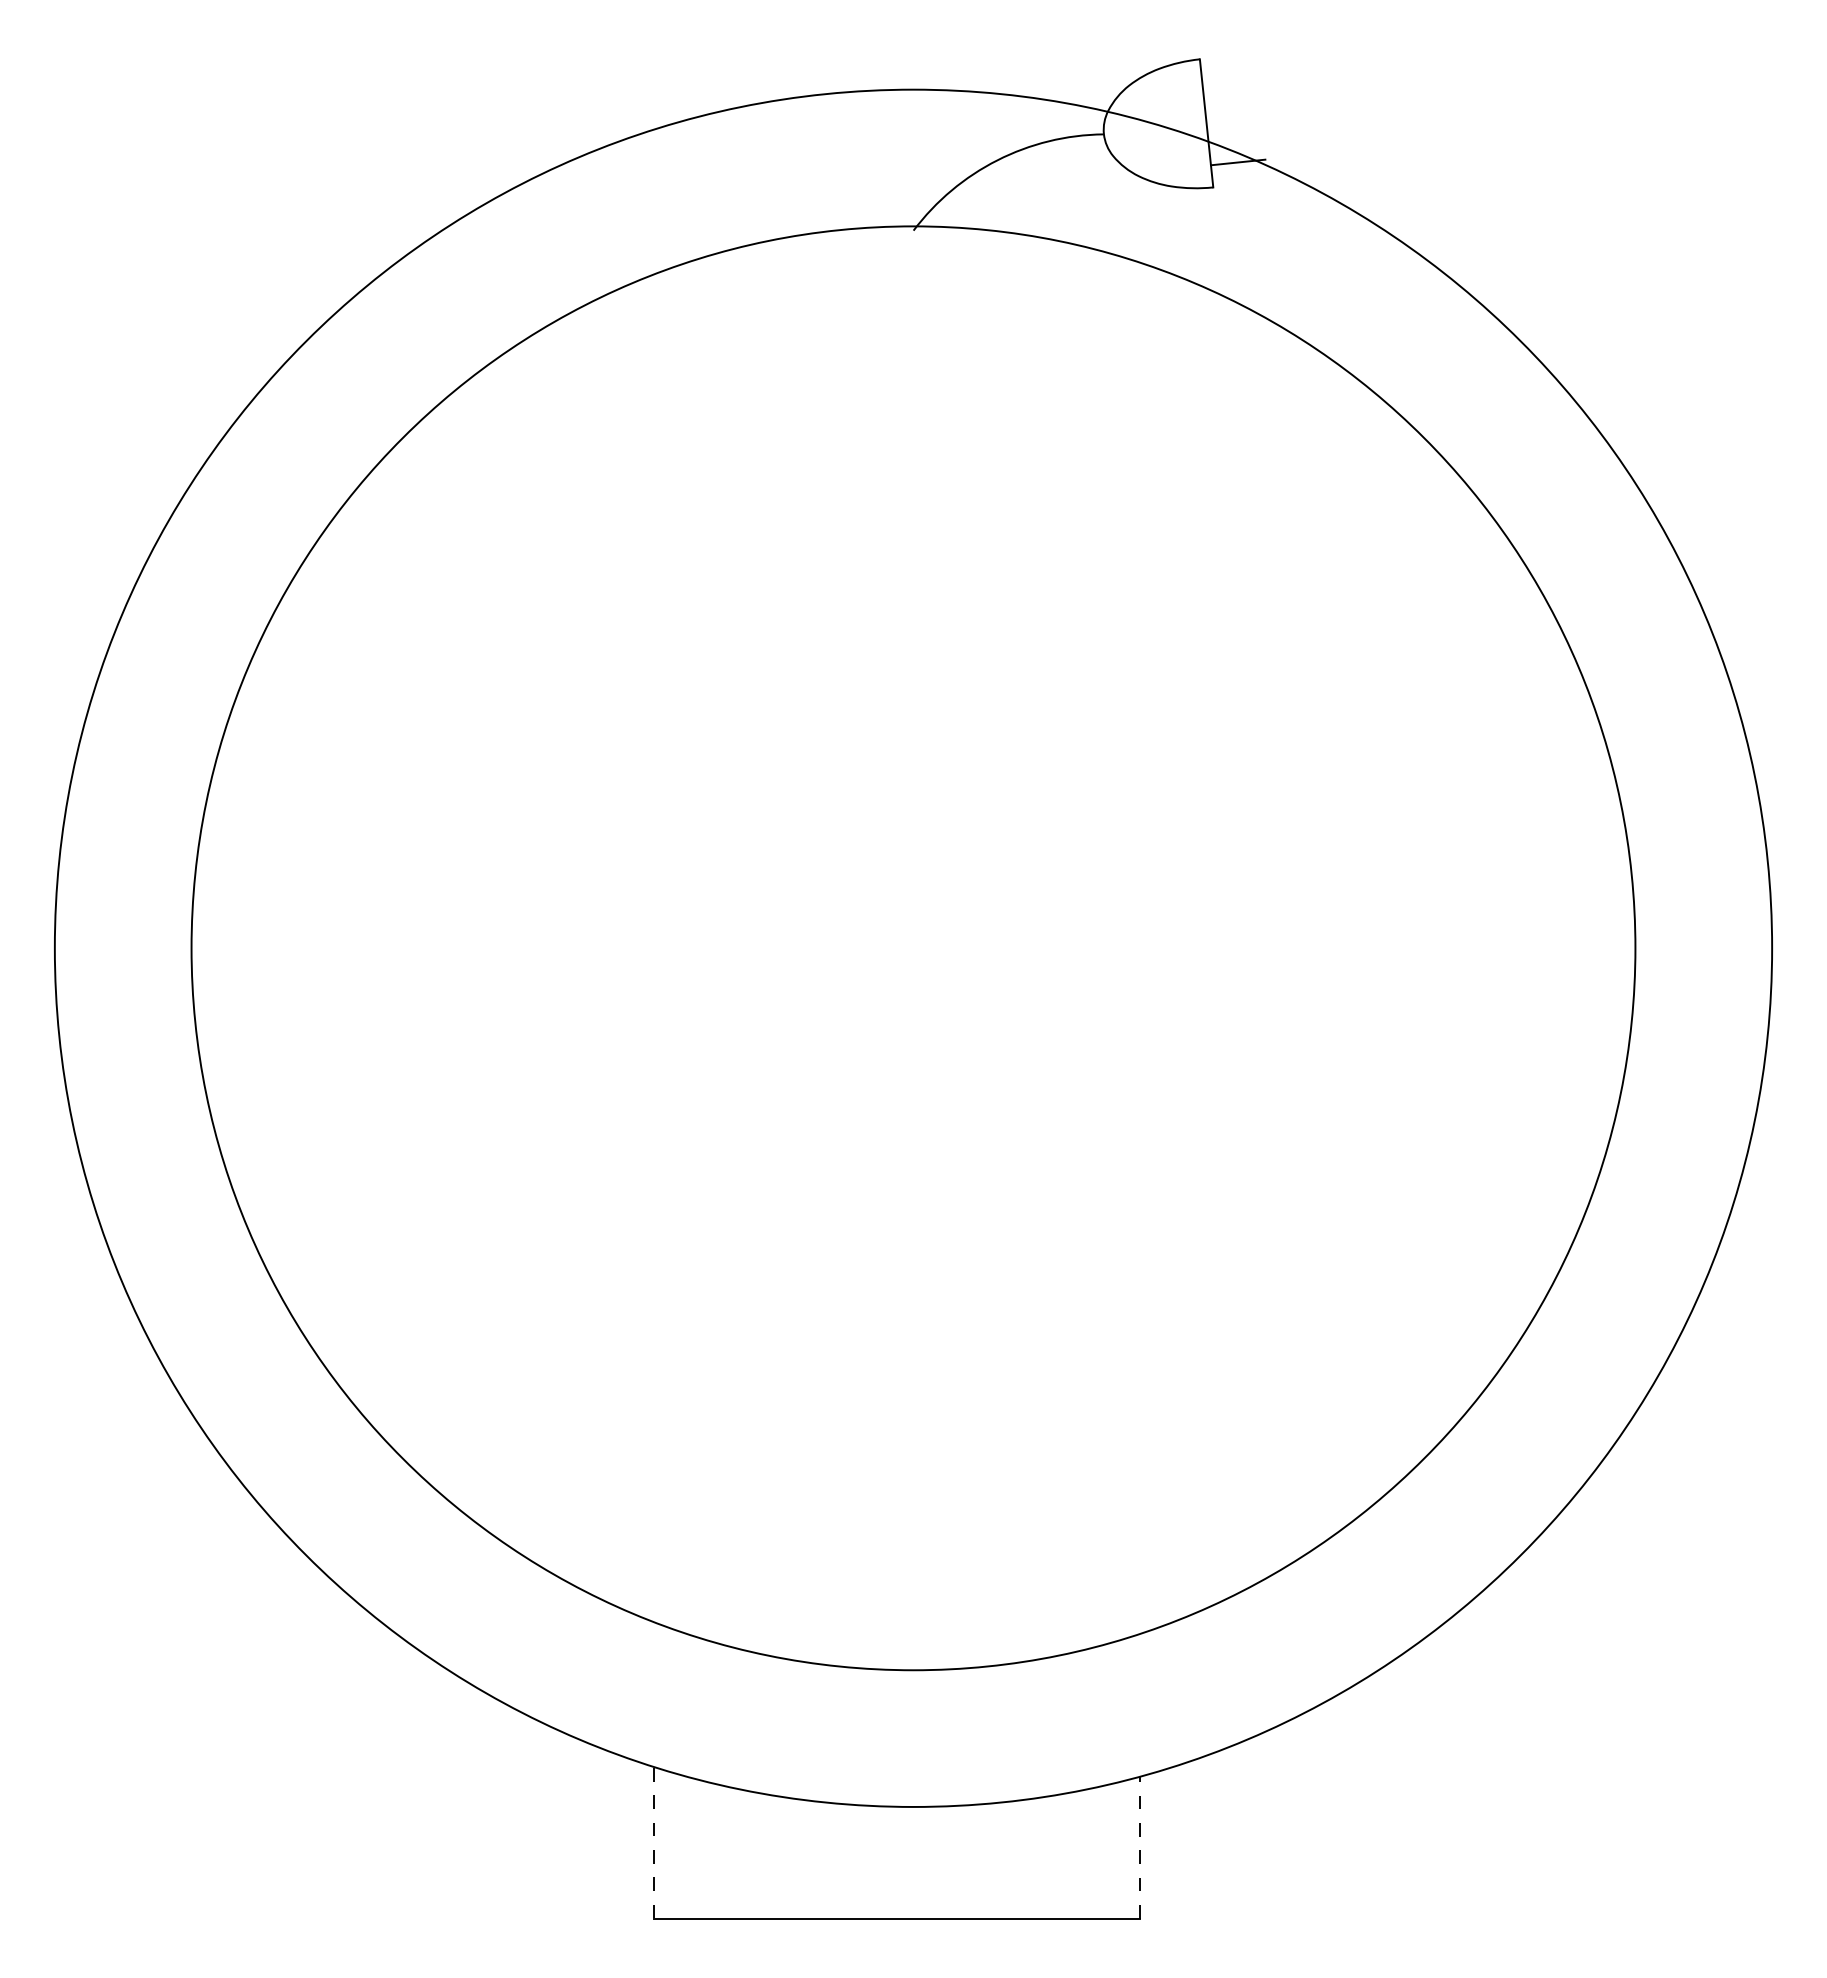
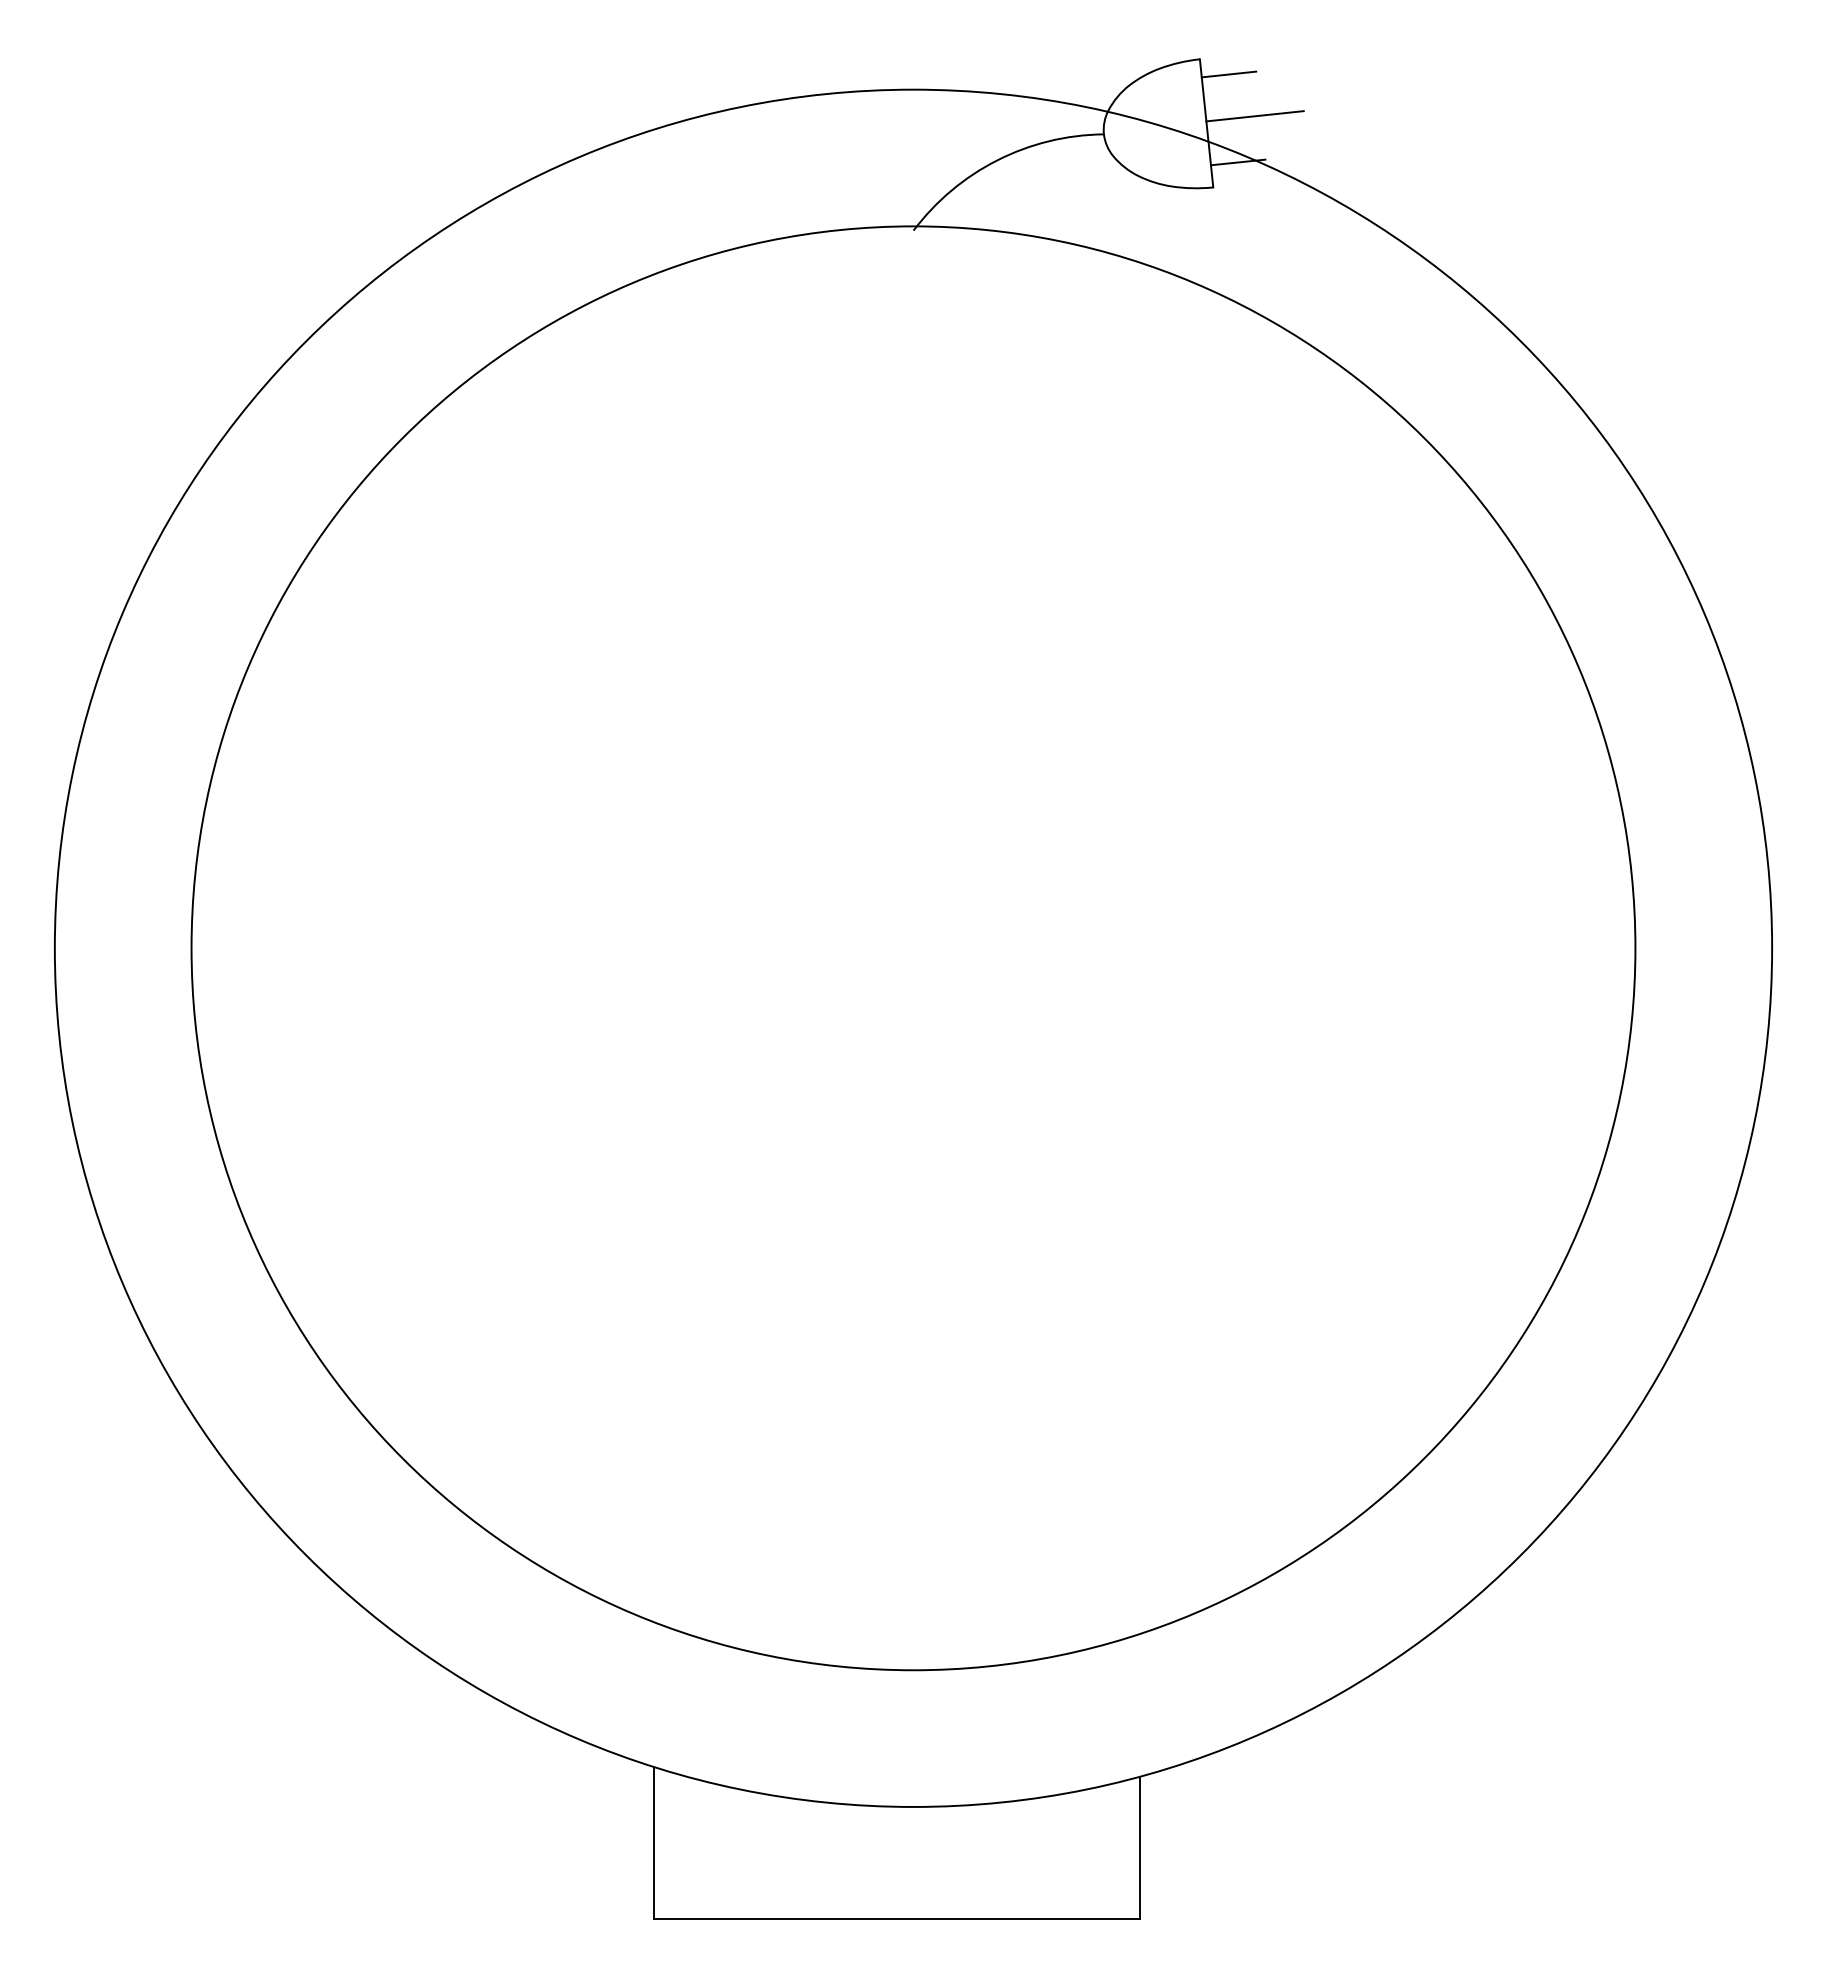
line: none -> present (1228, 74)
line: none -> present (1254, 116)
line: dashed -> solid (654, 1843)
line: dashed -> solid (1139, 1847)
